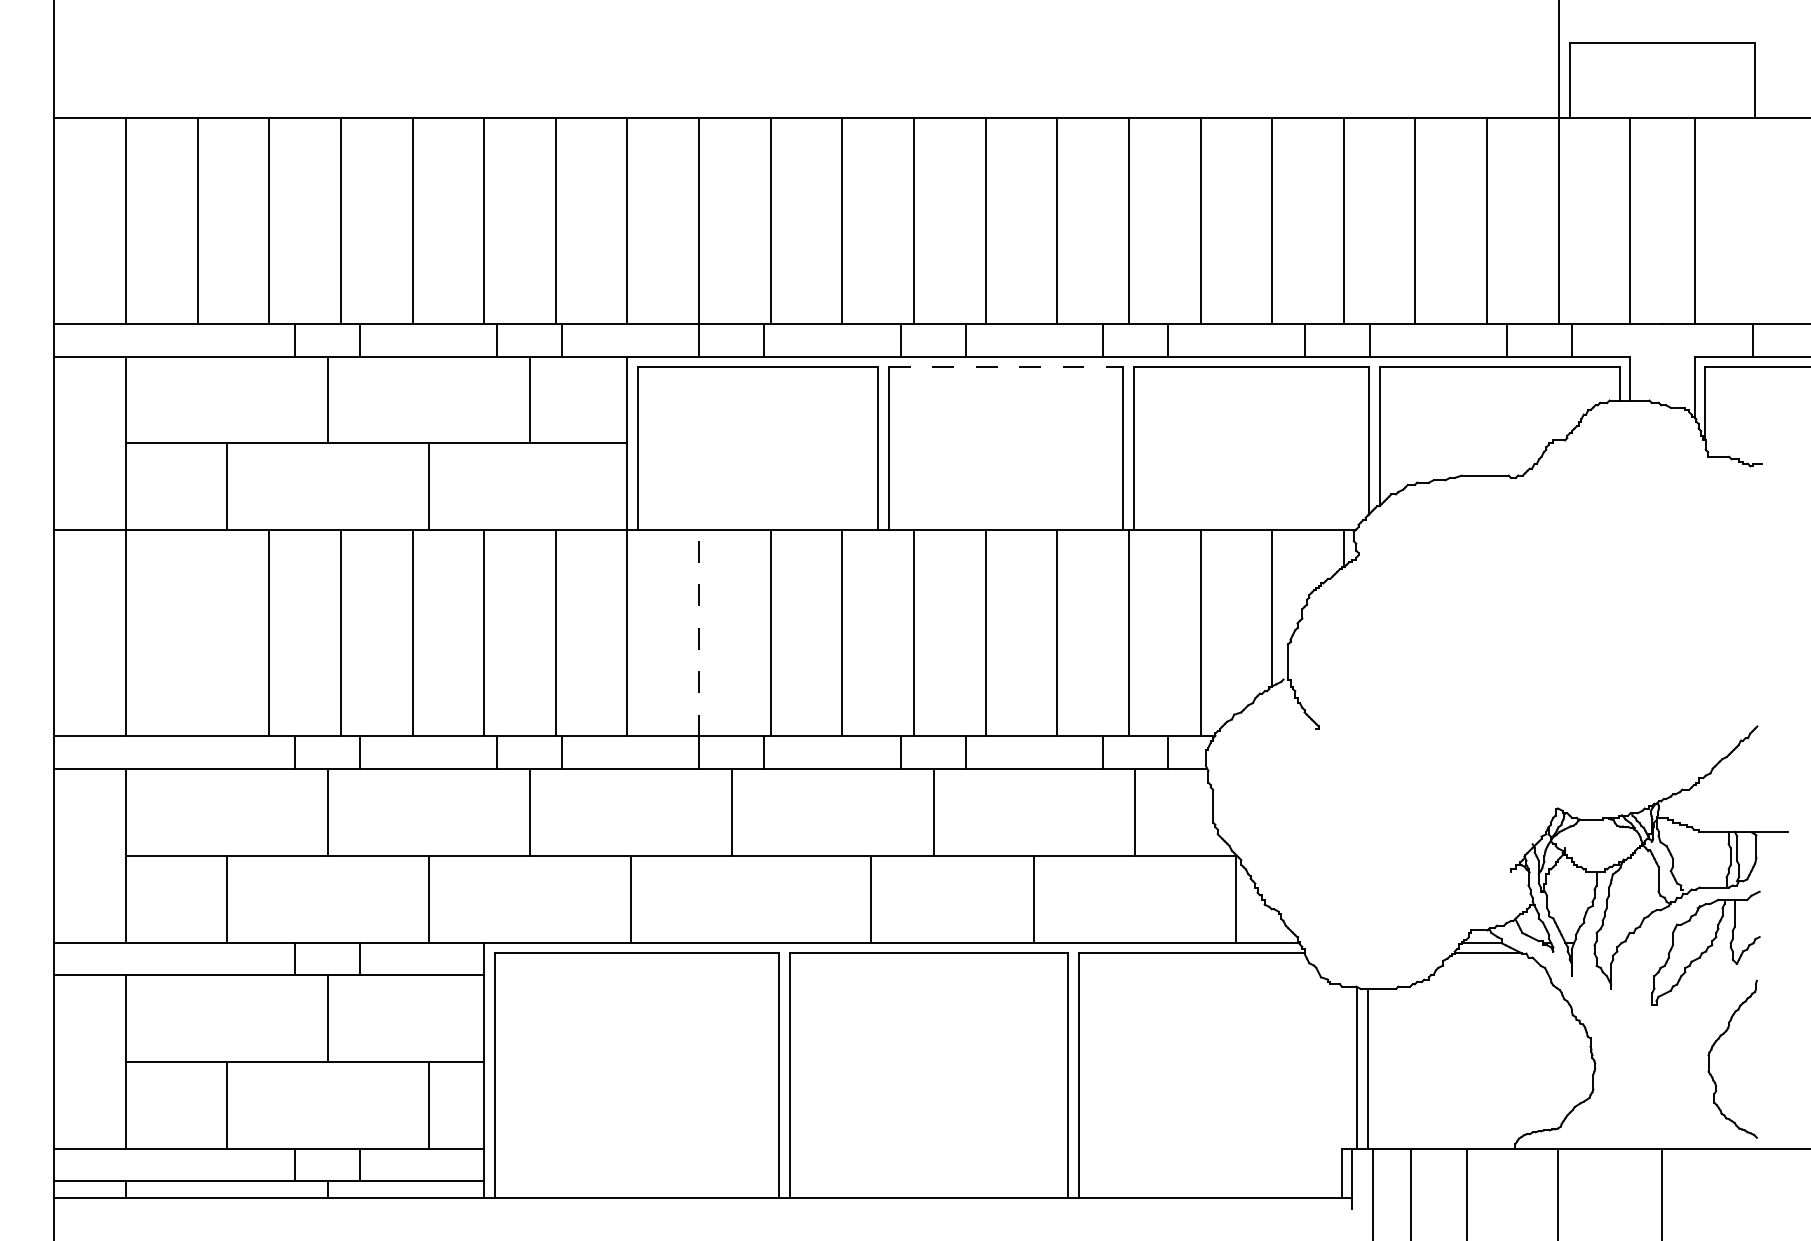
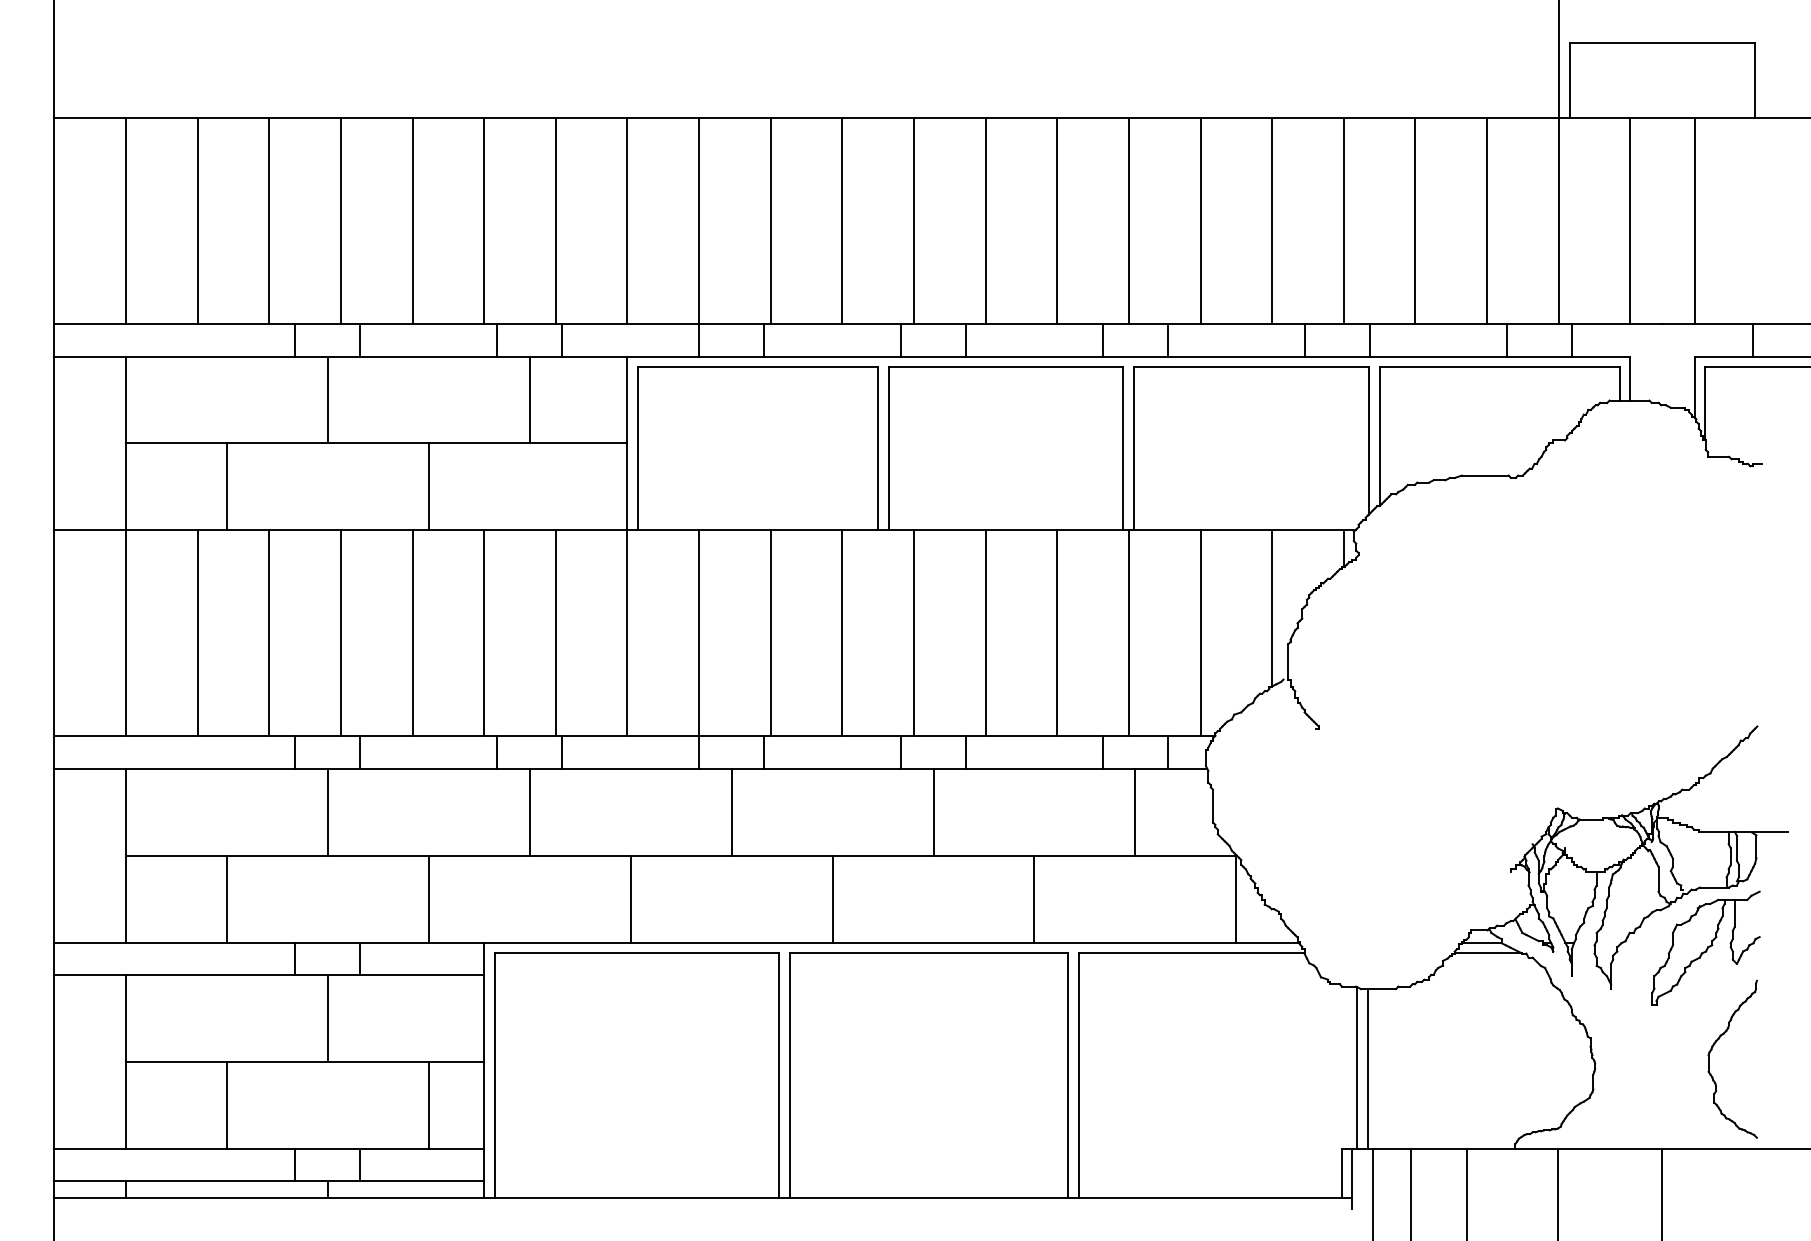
line: dashed -> solid (1006, 367)
line: dashed -> solid (699, 632)
line: none -> present (197, 633)
line position: (870, 898) -> (832, 898) (832, 898)
